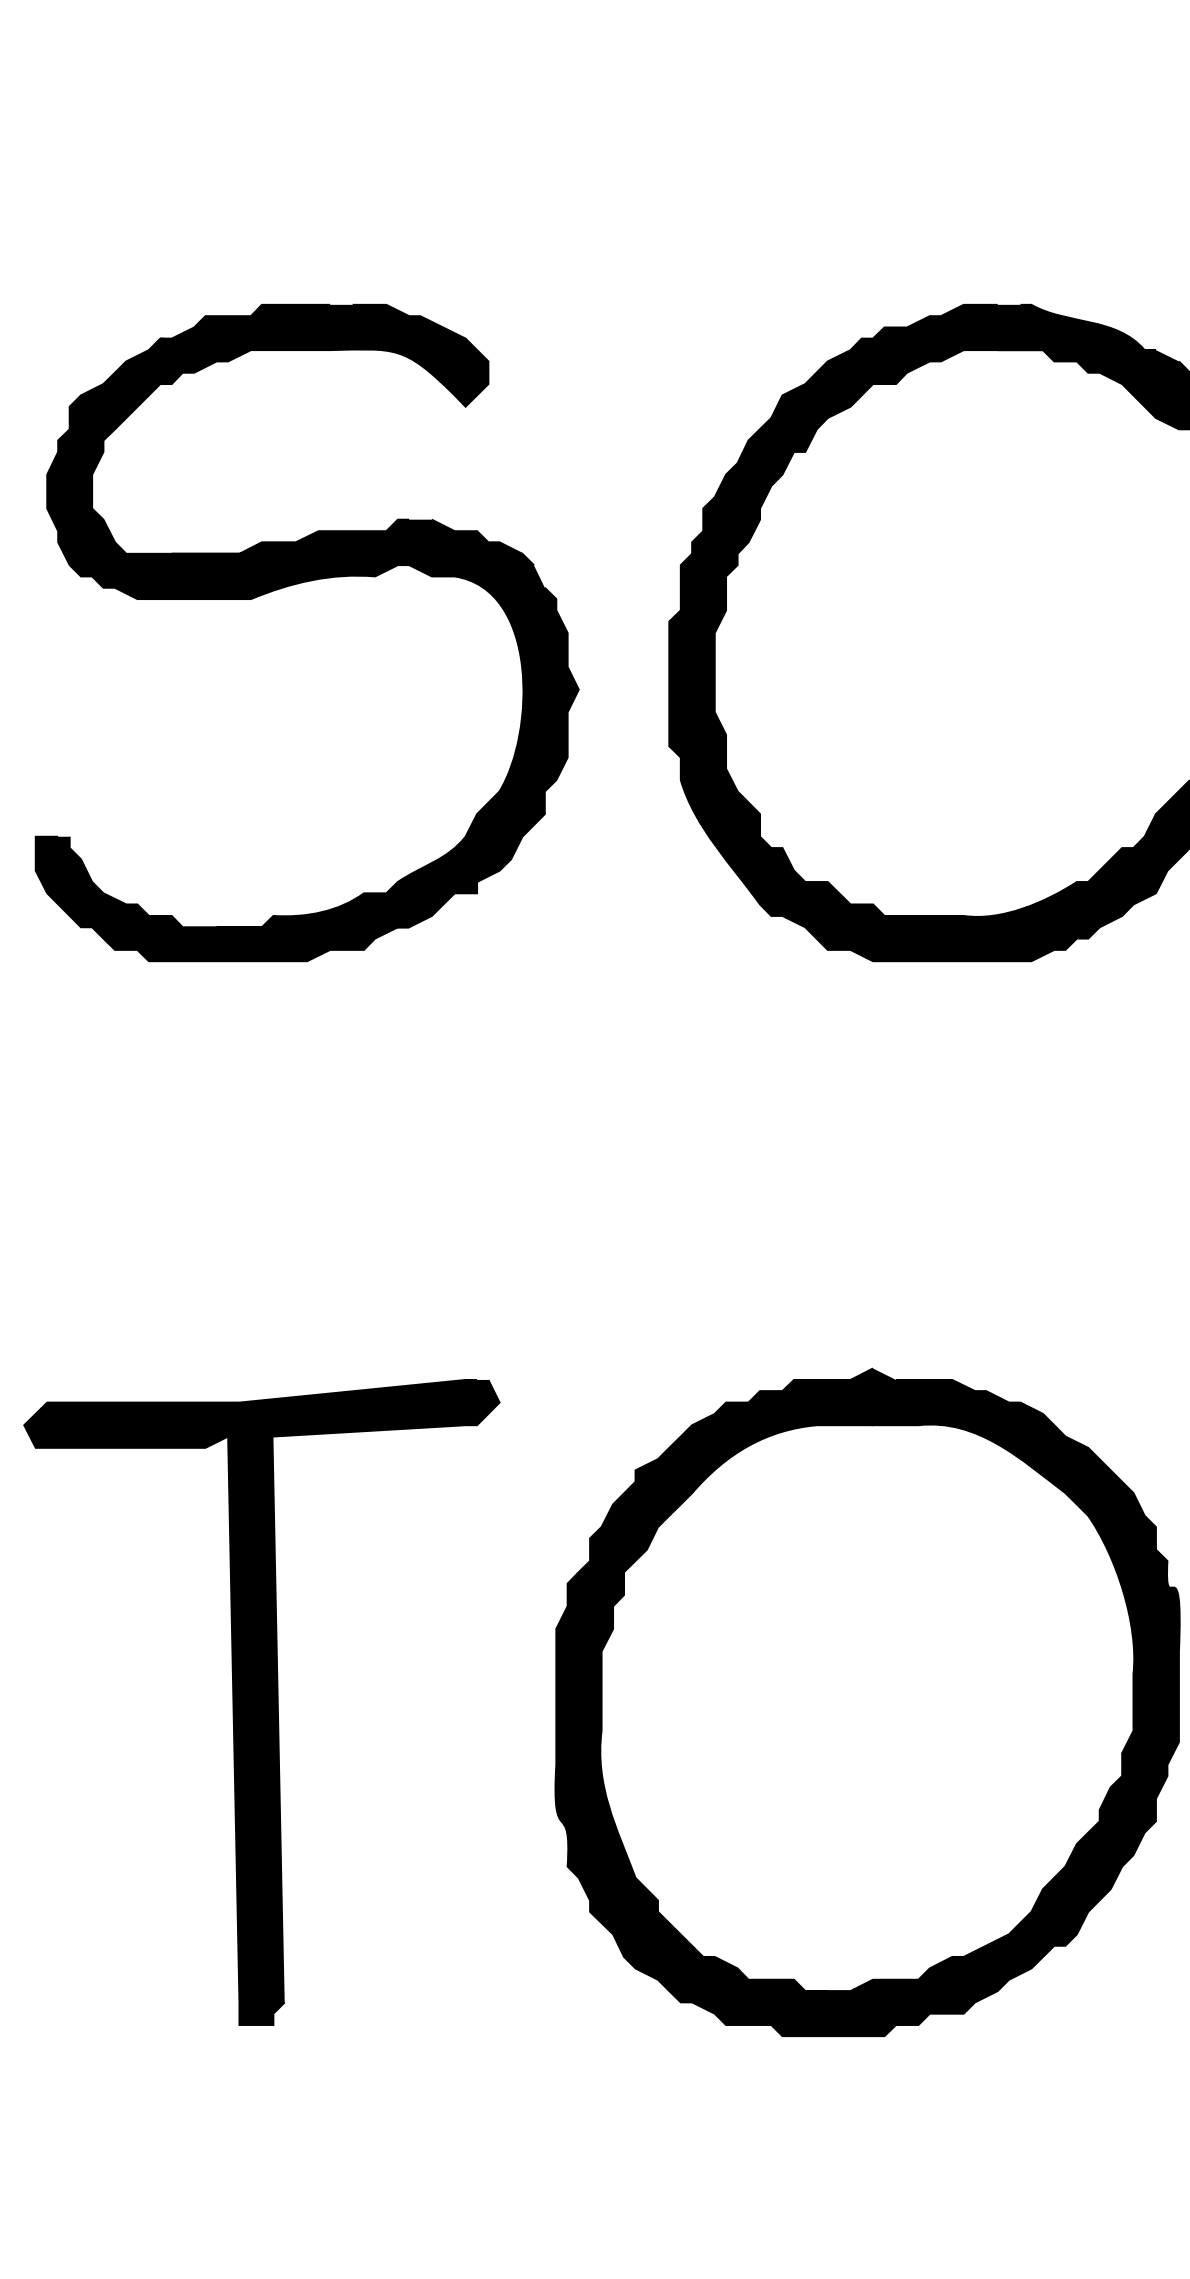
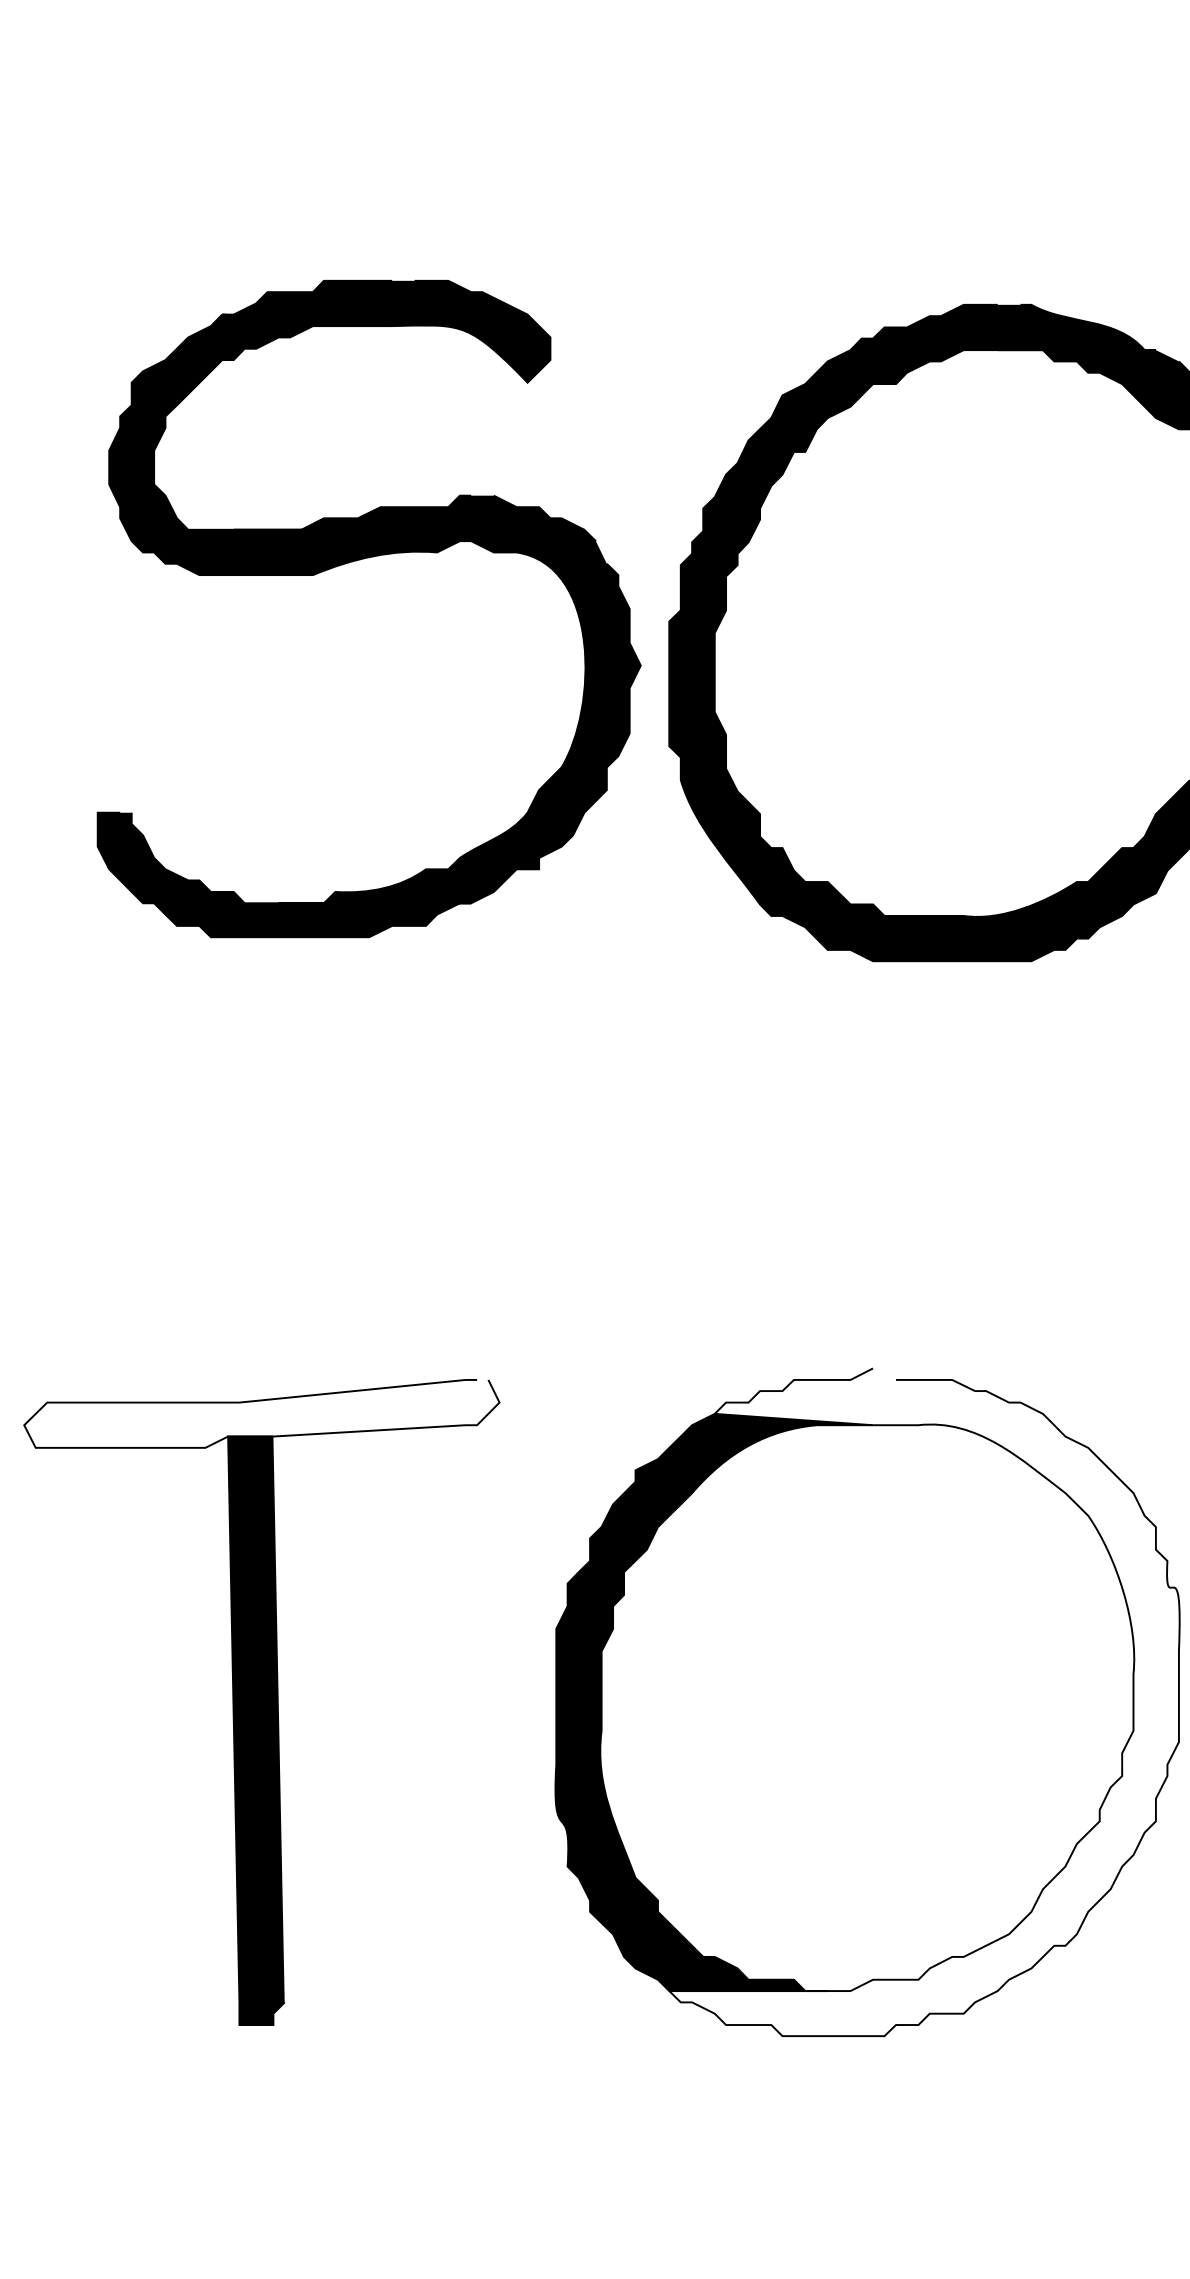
part position: (294, 585) -> (356, 561) (356, 561)
fill: present -> none (261, 1413)
fill: present -> none (924, 1702)
